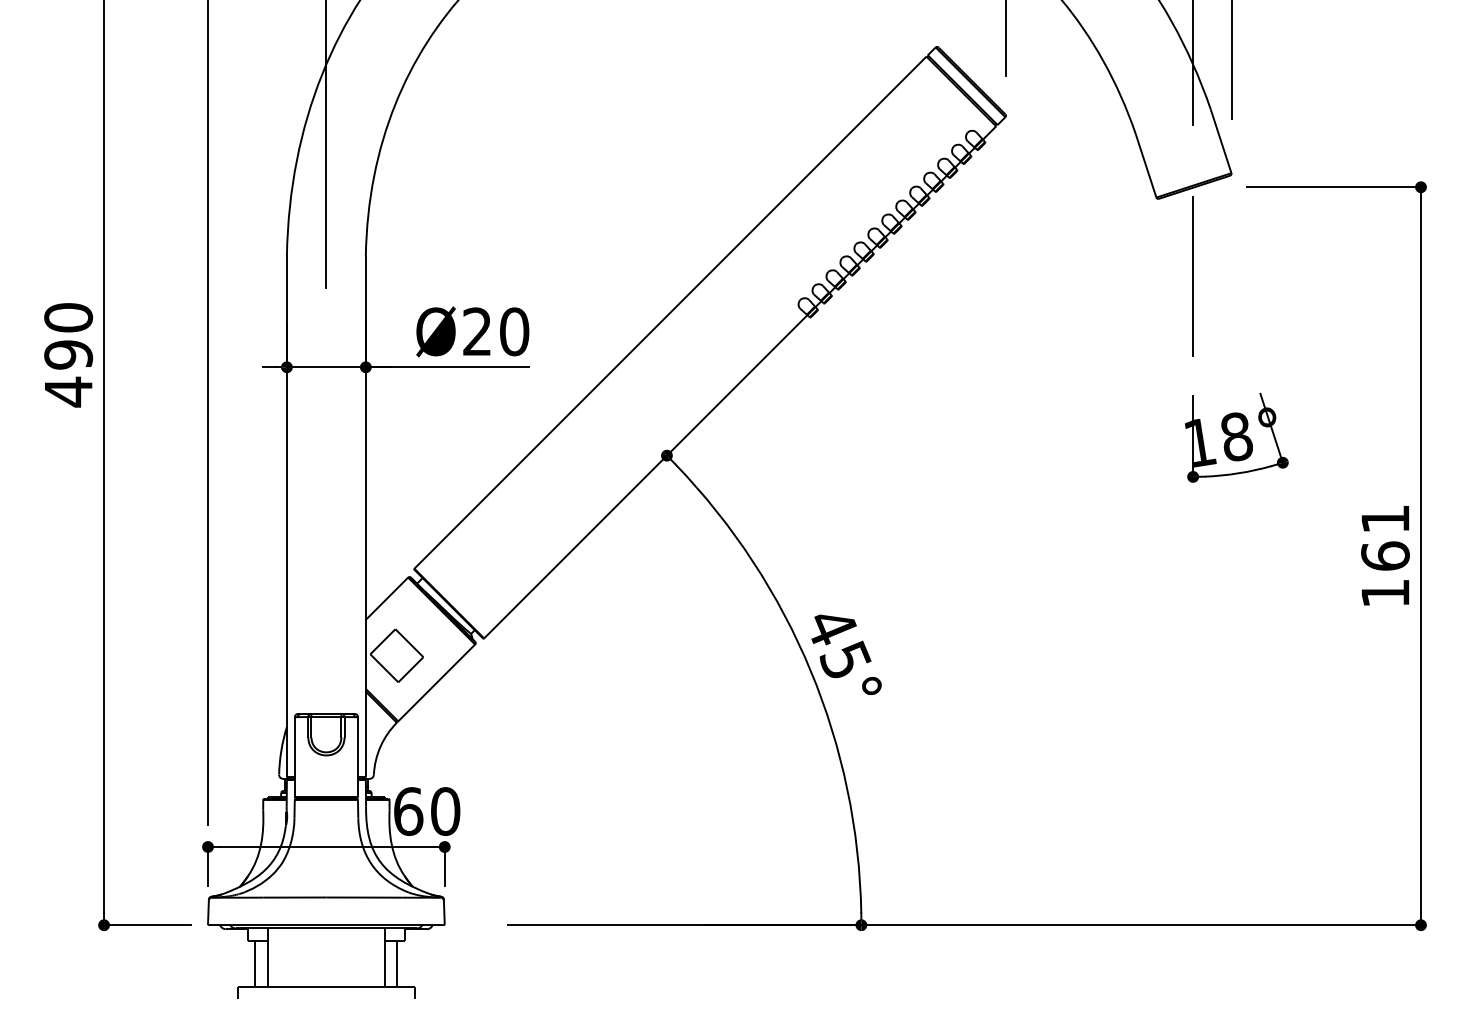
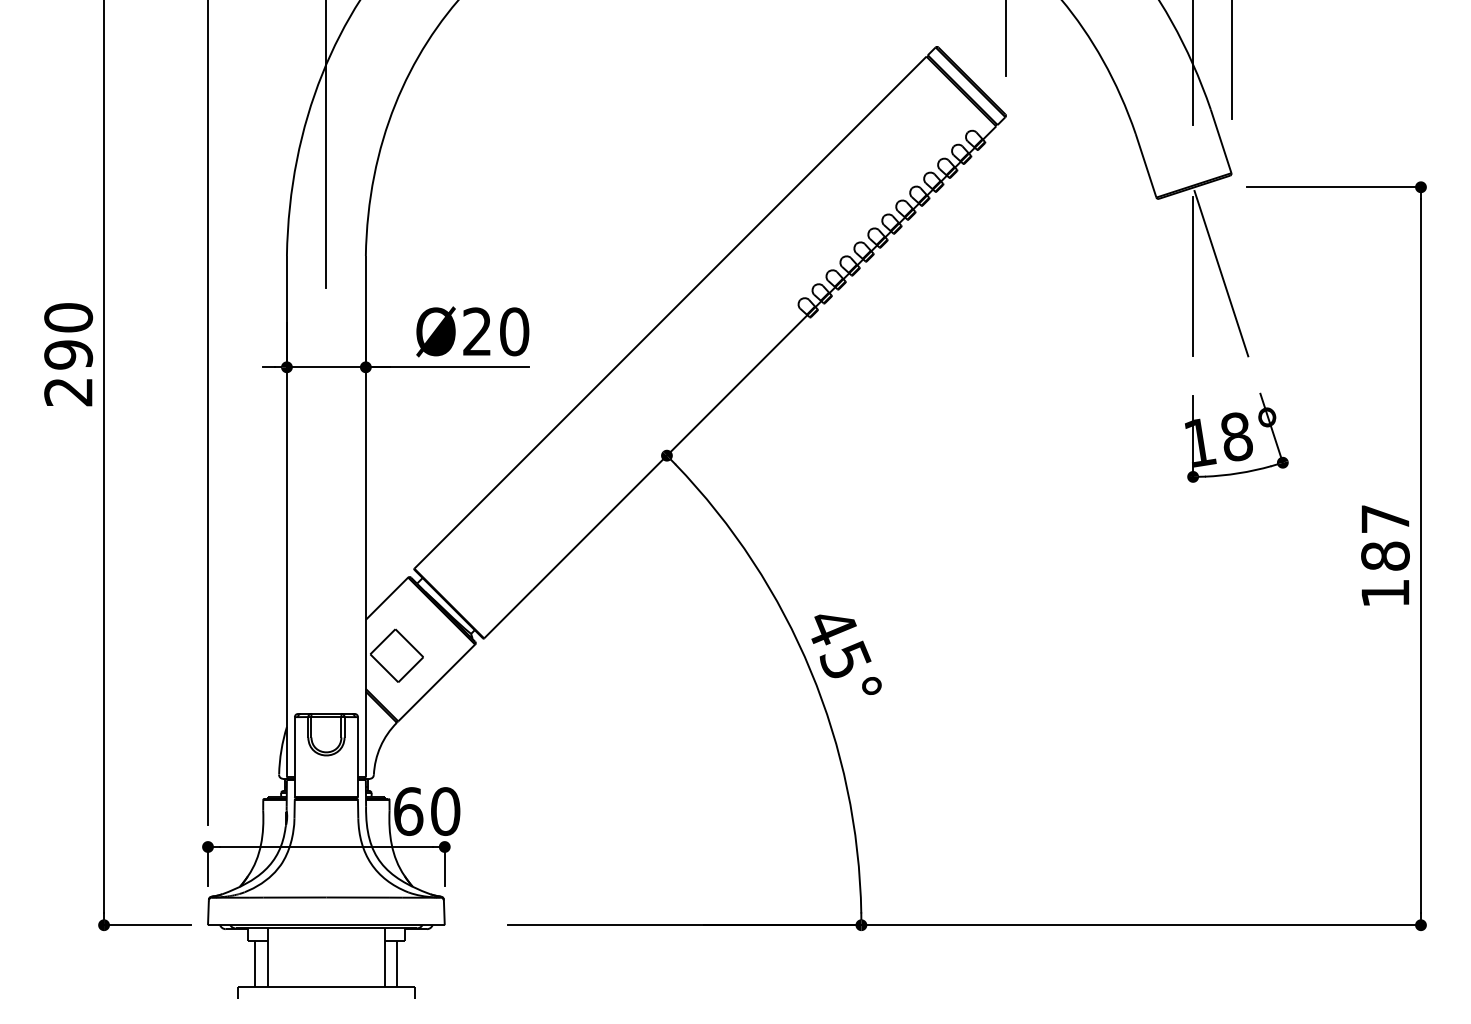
line: none -> present (1221, 273)
text: 490 -> 290 (68, 391)
text: 161 -> 187 (1385, 537)
